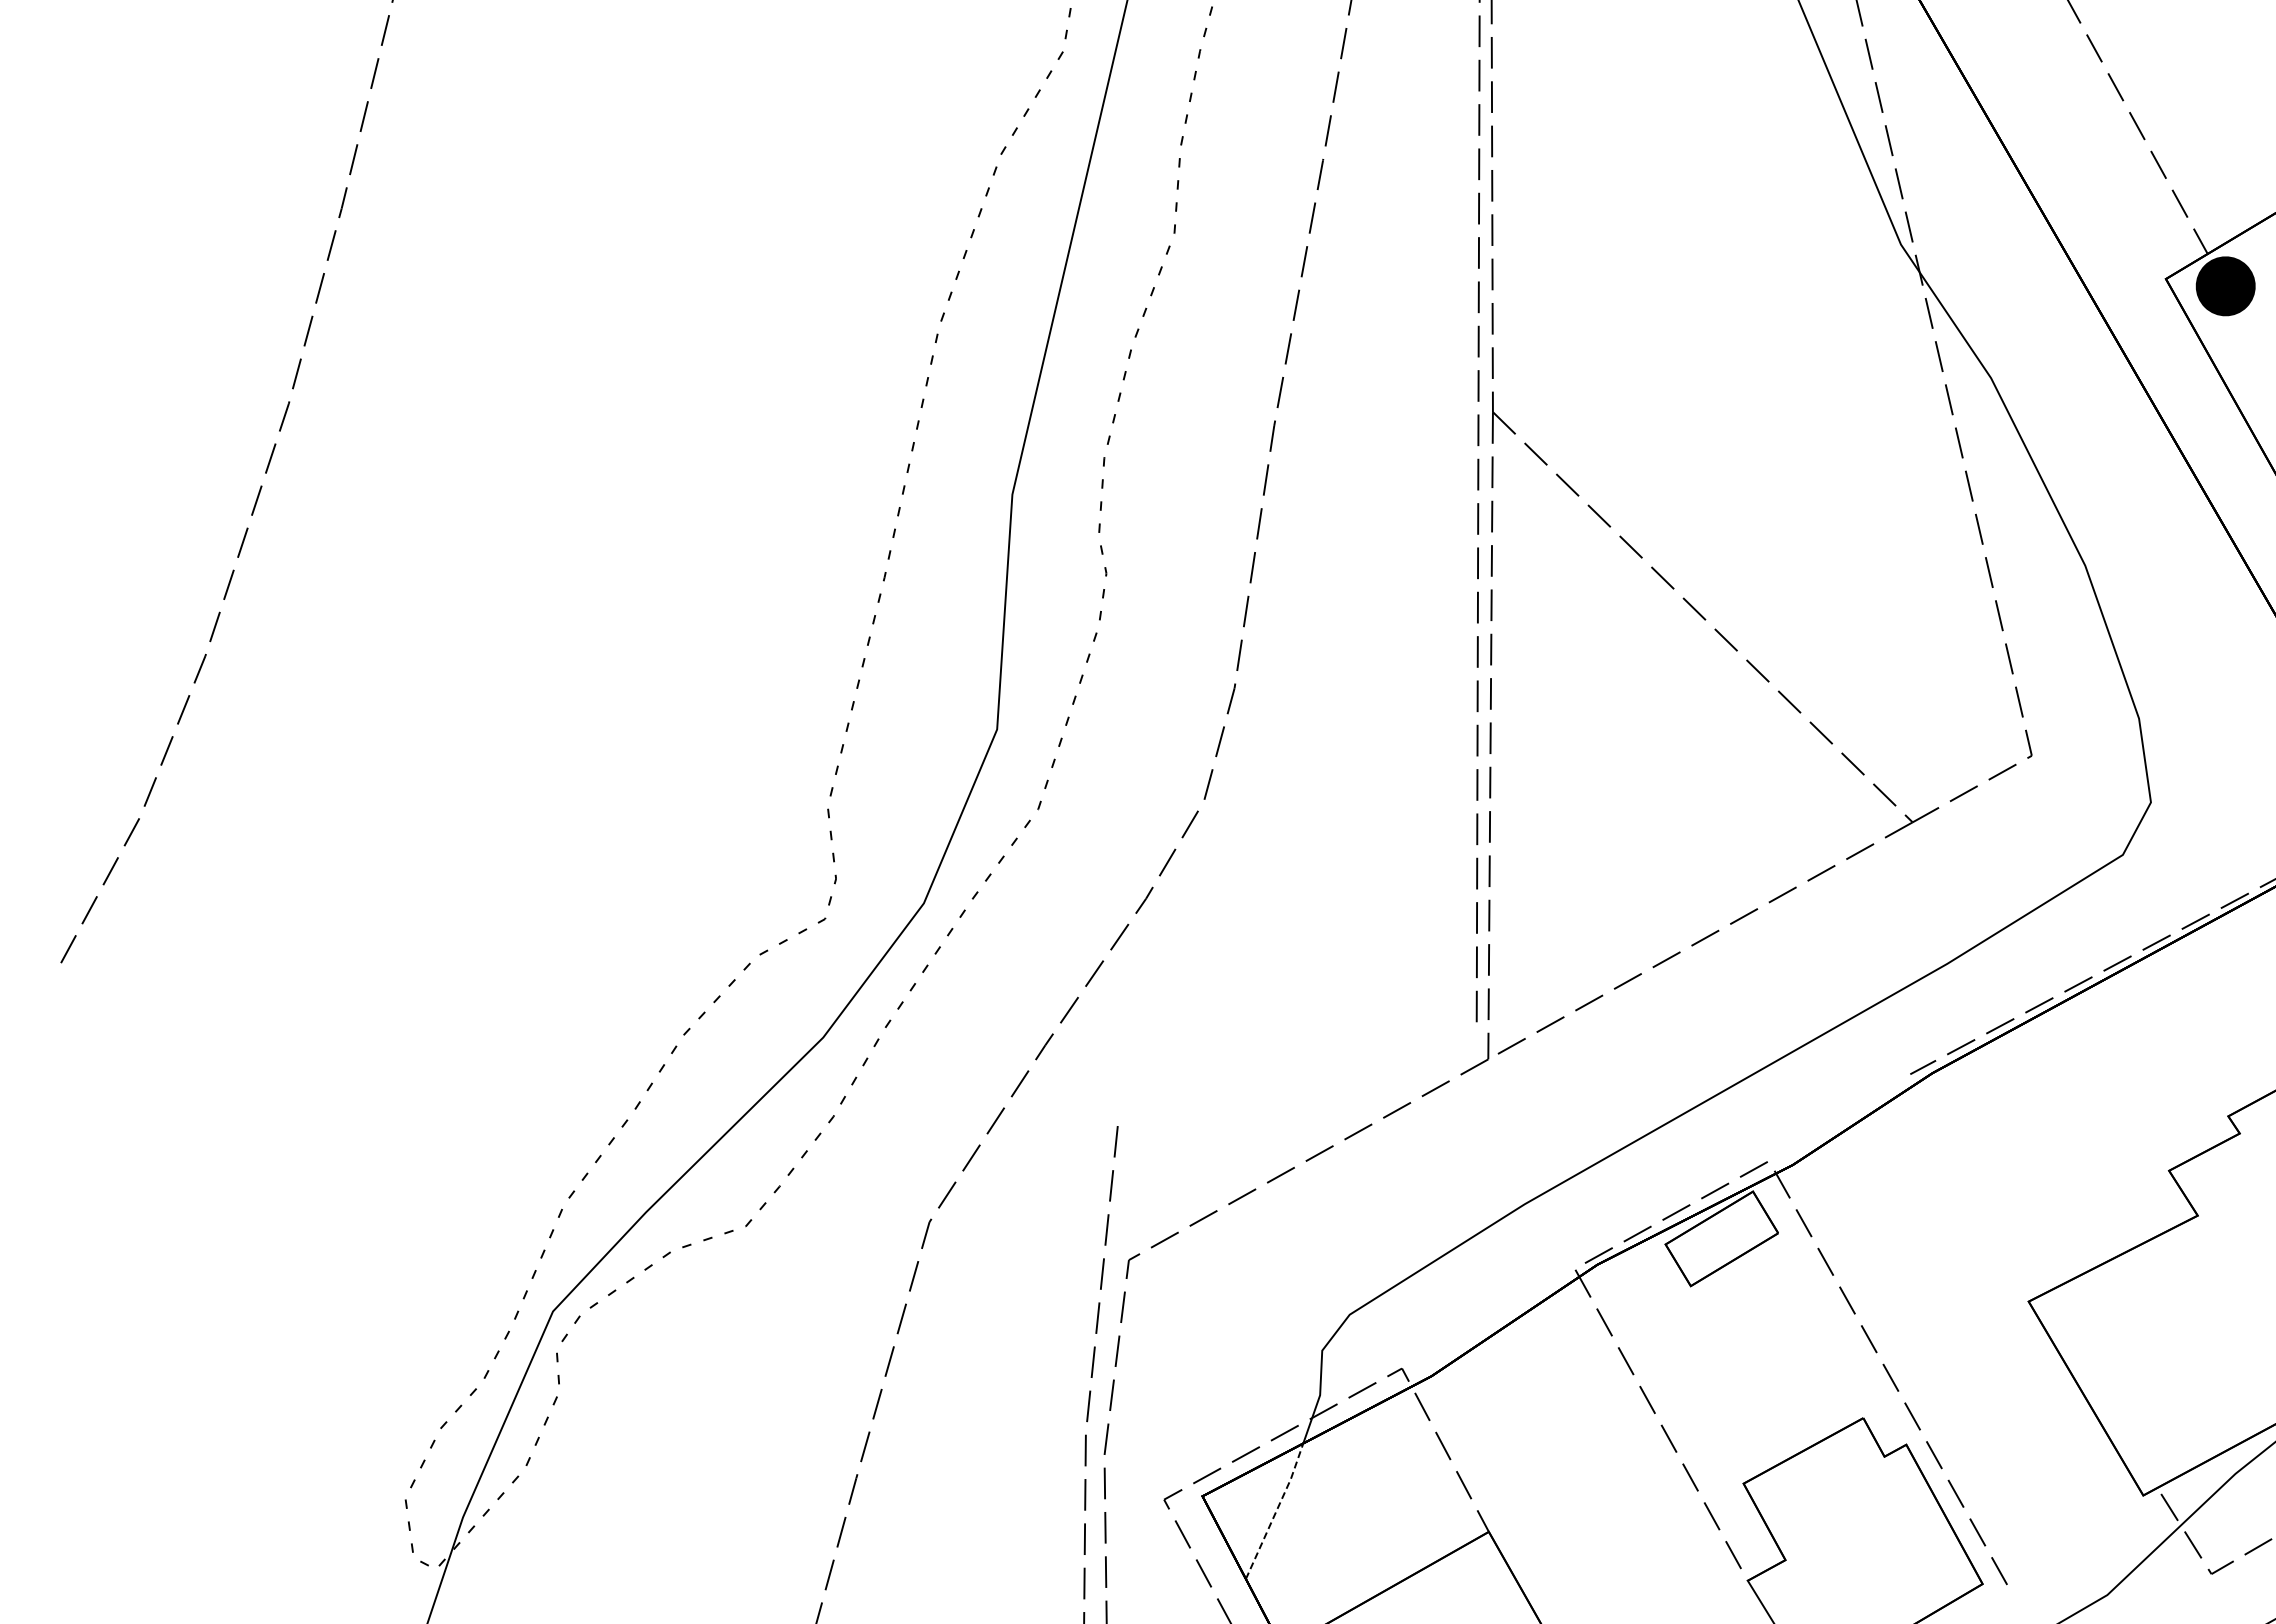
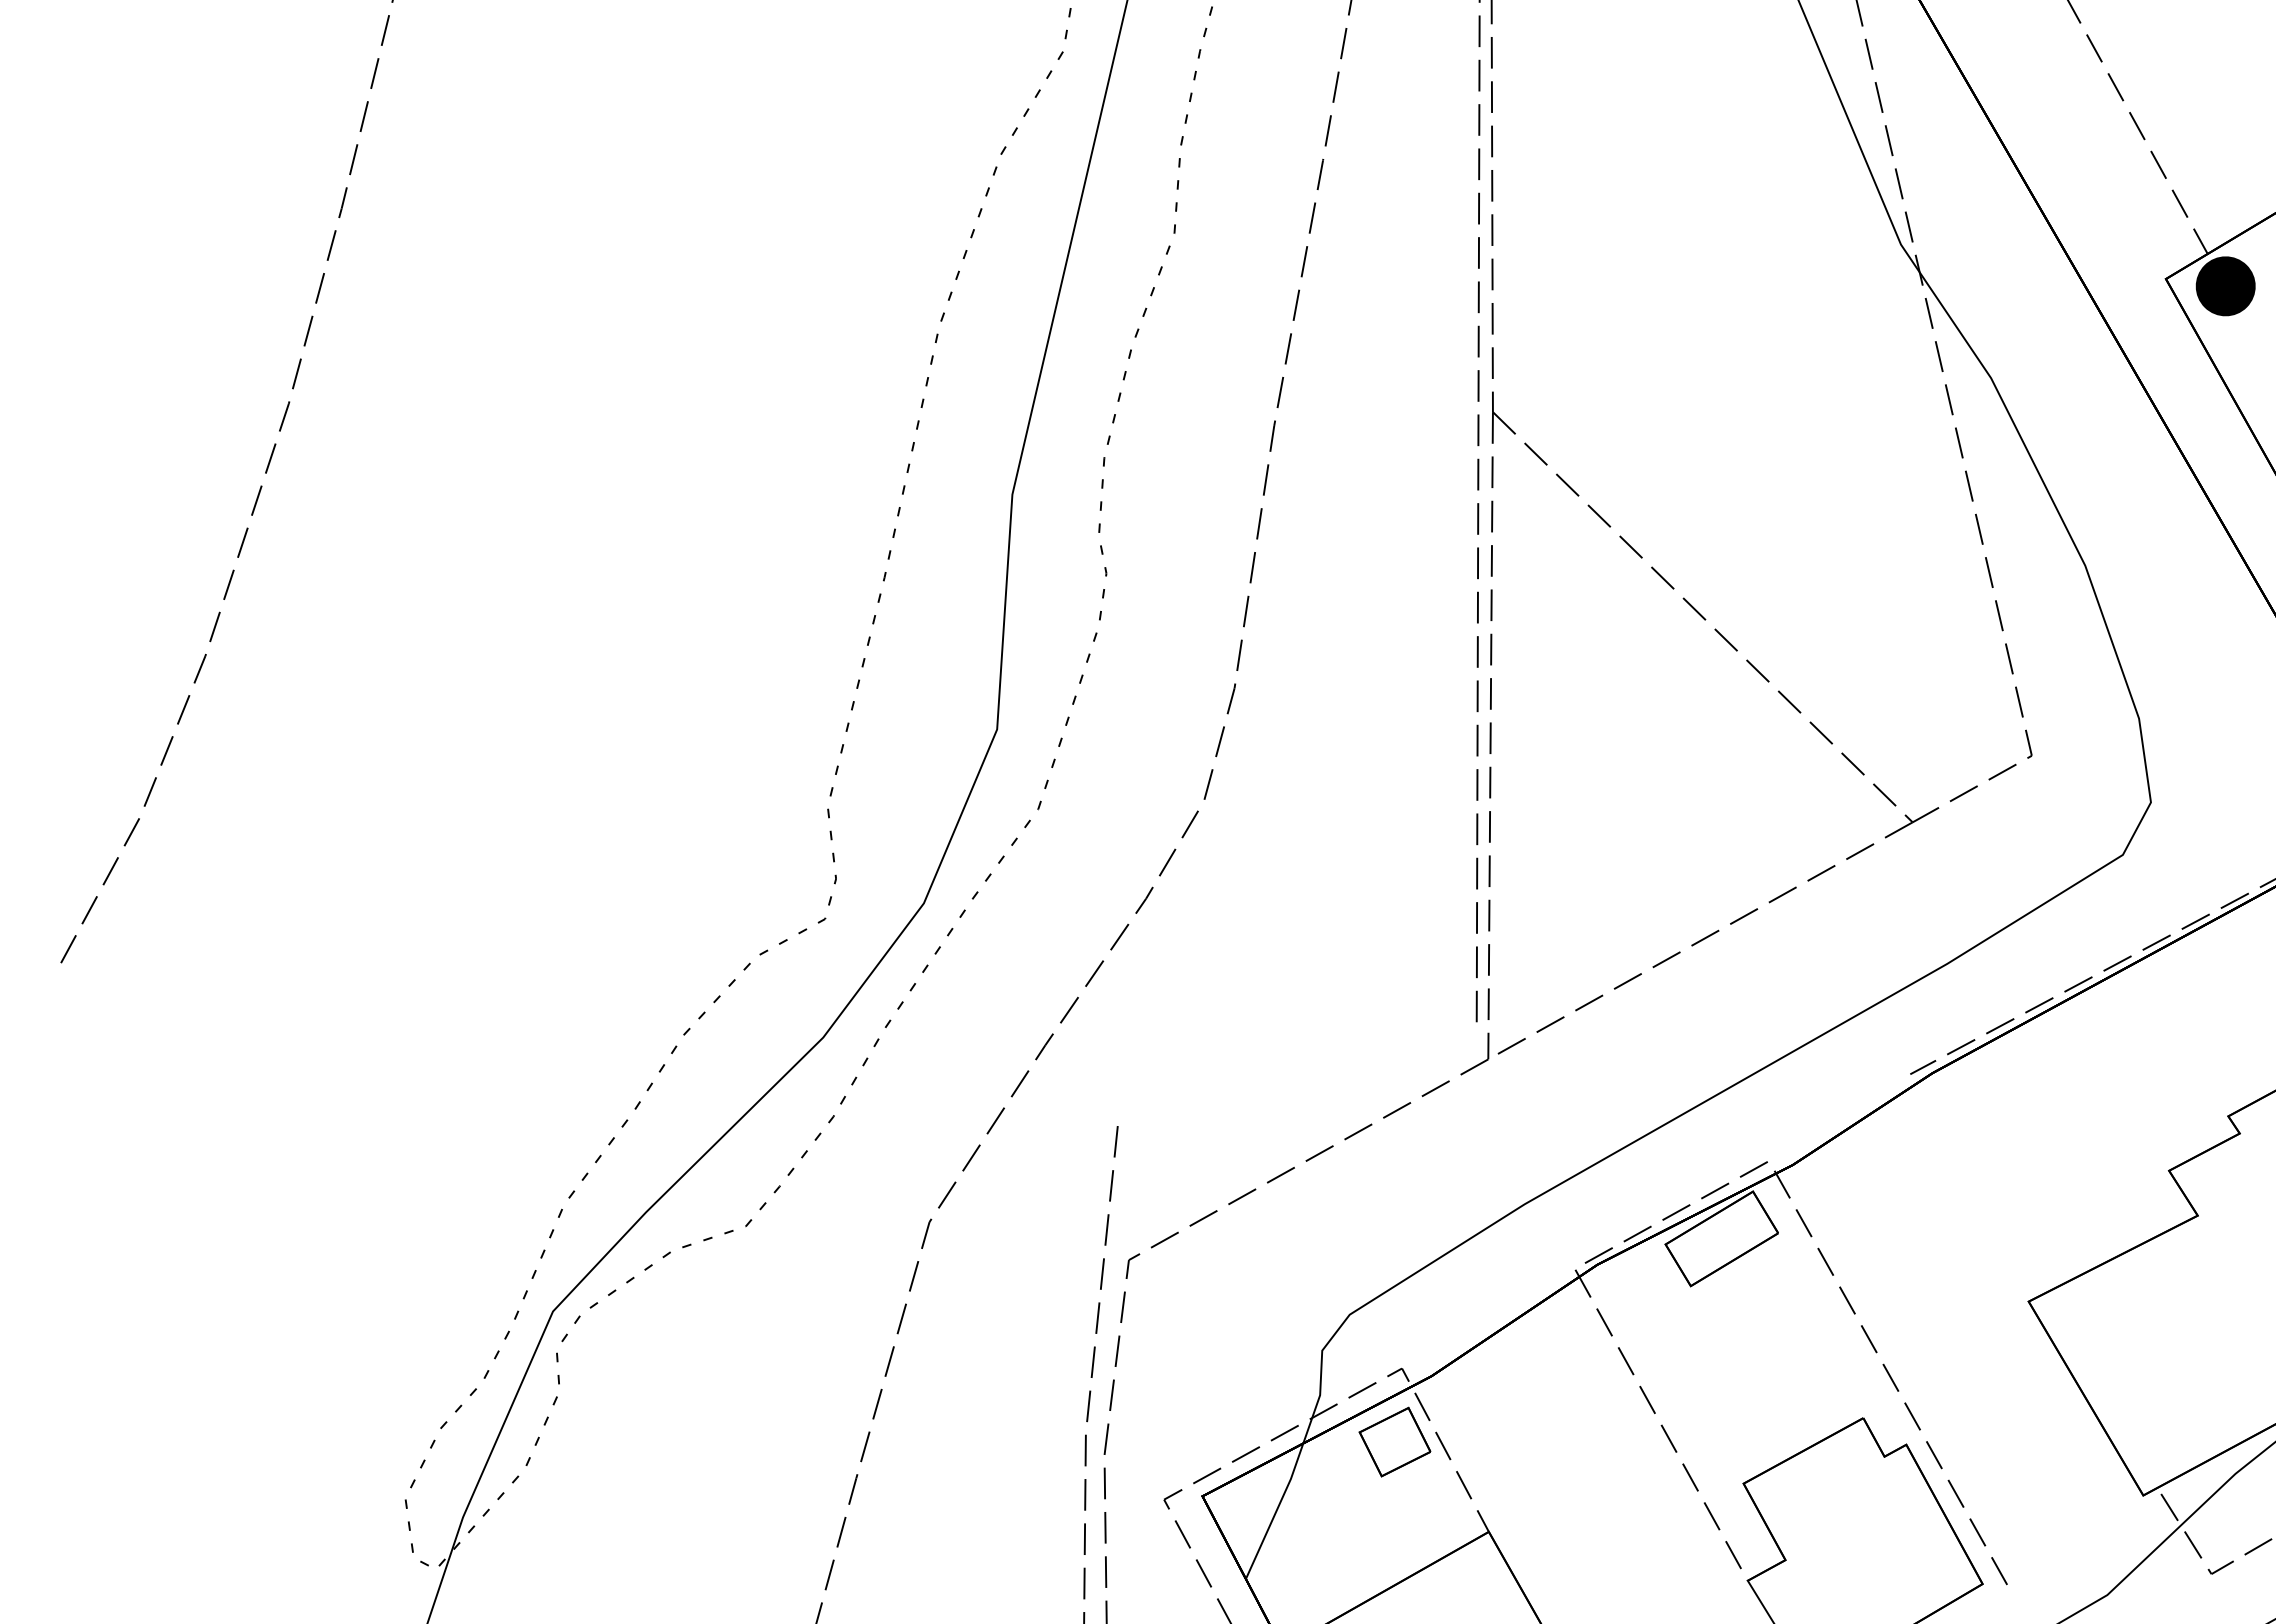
part: none -> present (1394, 1441)
line: dashed -> solid (1276, 1510)
